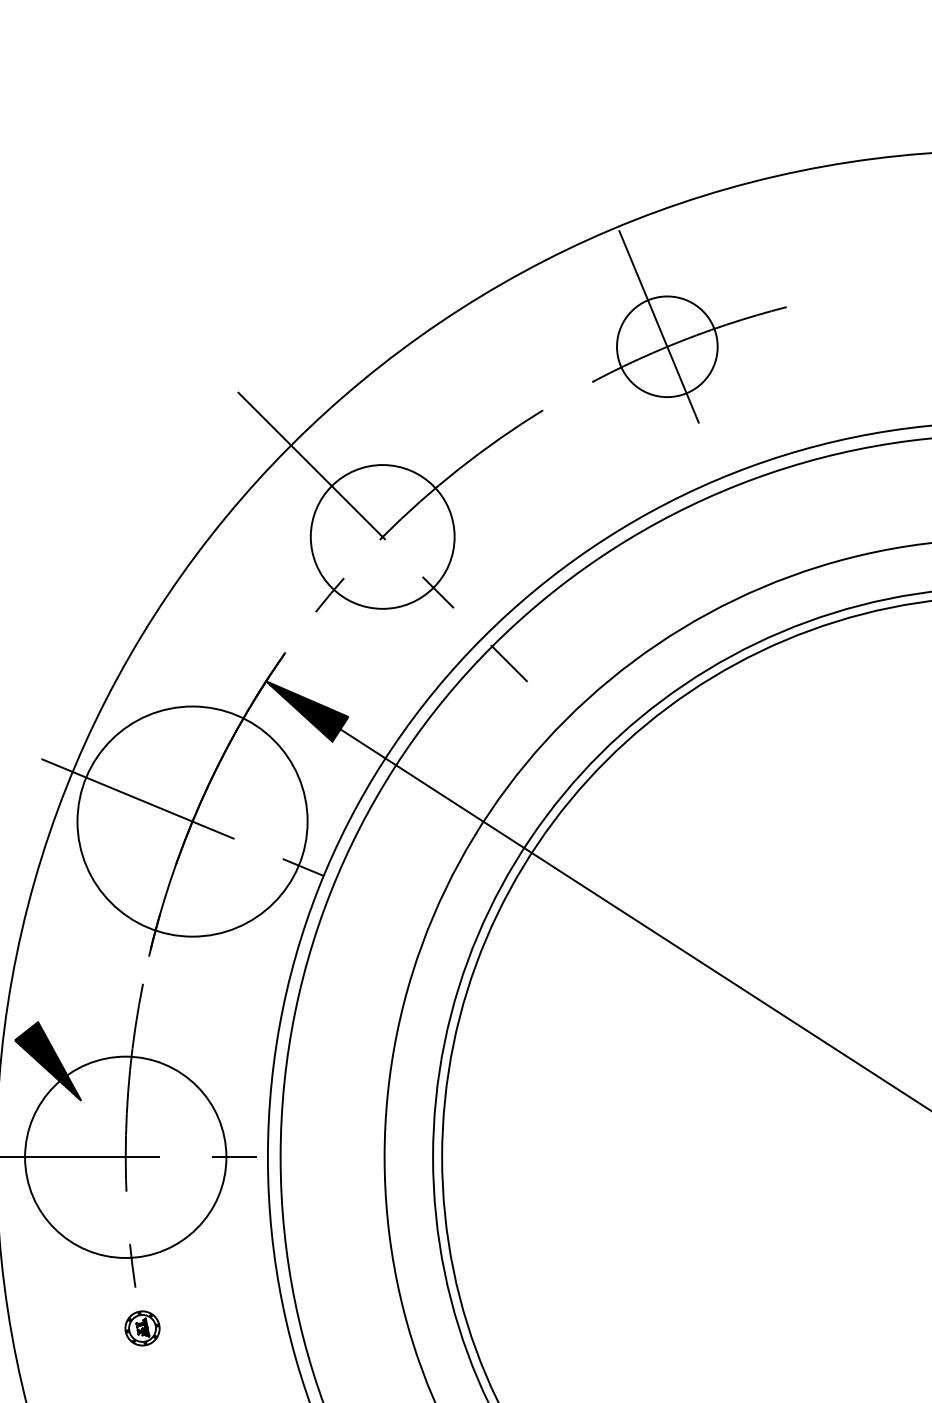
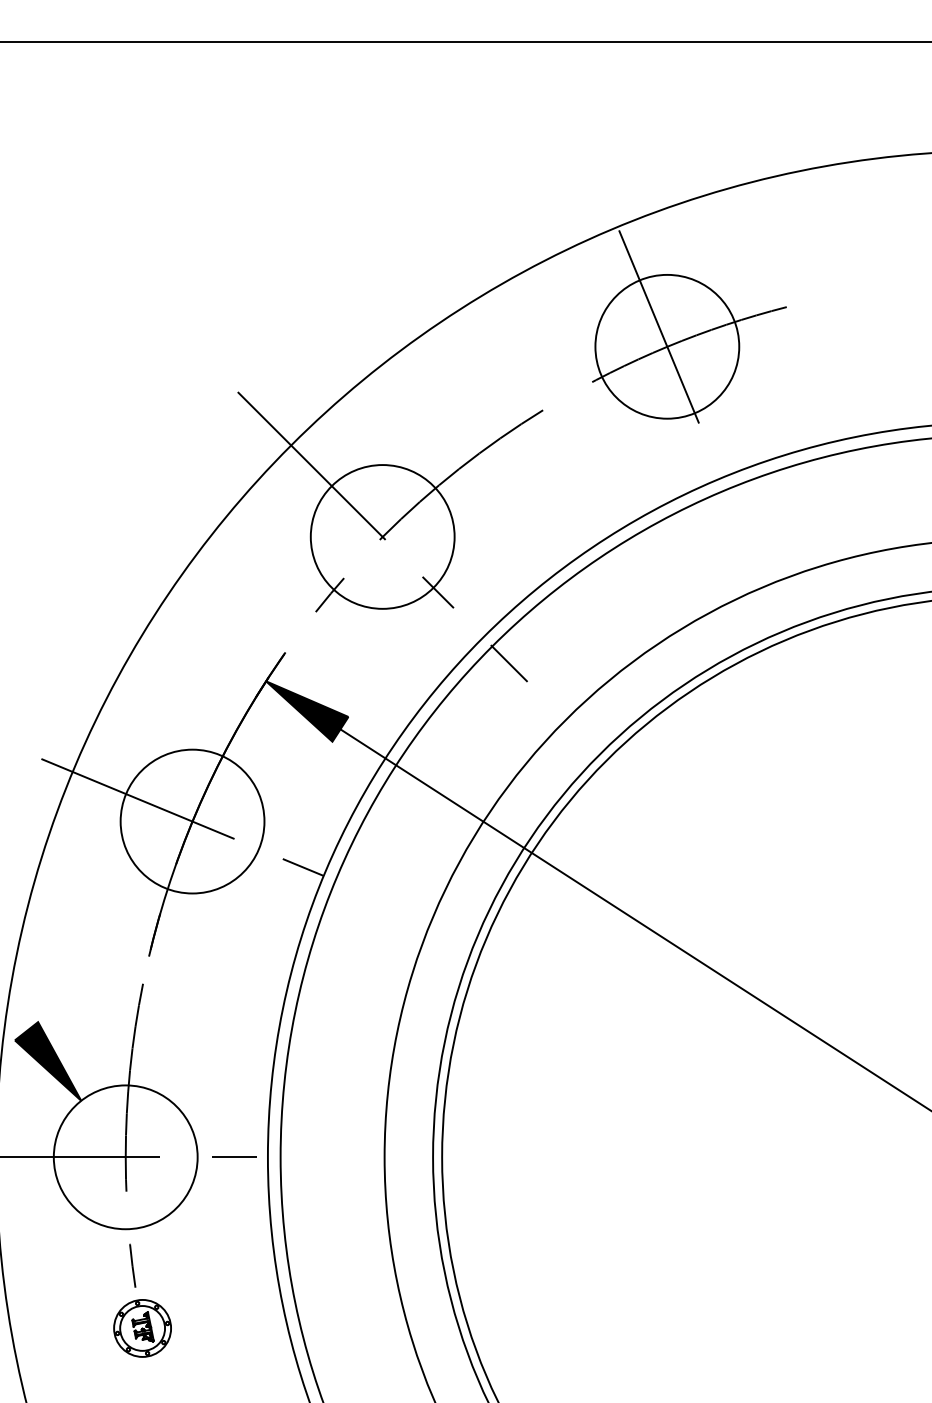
line: none -> present (465, 42)
circle diameter: 101 px -> 144 px (667, 346)
circle diameter: 230 px -> 144 px (192, 821)
circle diameter: 201 px -> 144 px (125, 1157)
part size: 37x37 px -> 59x59 px (142, 1328)
